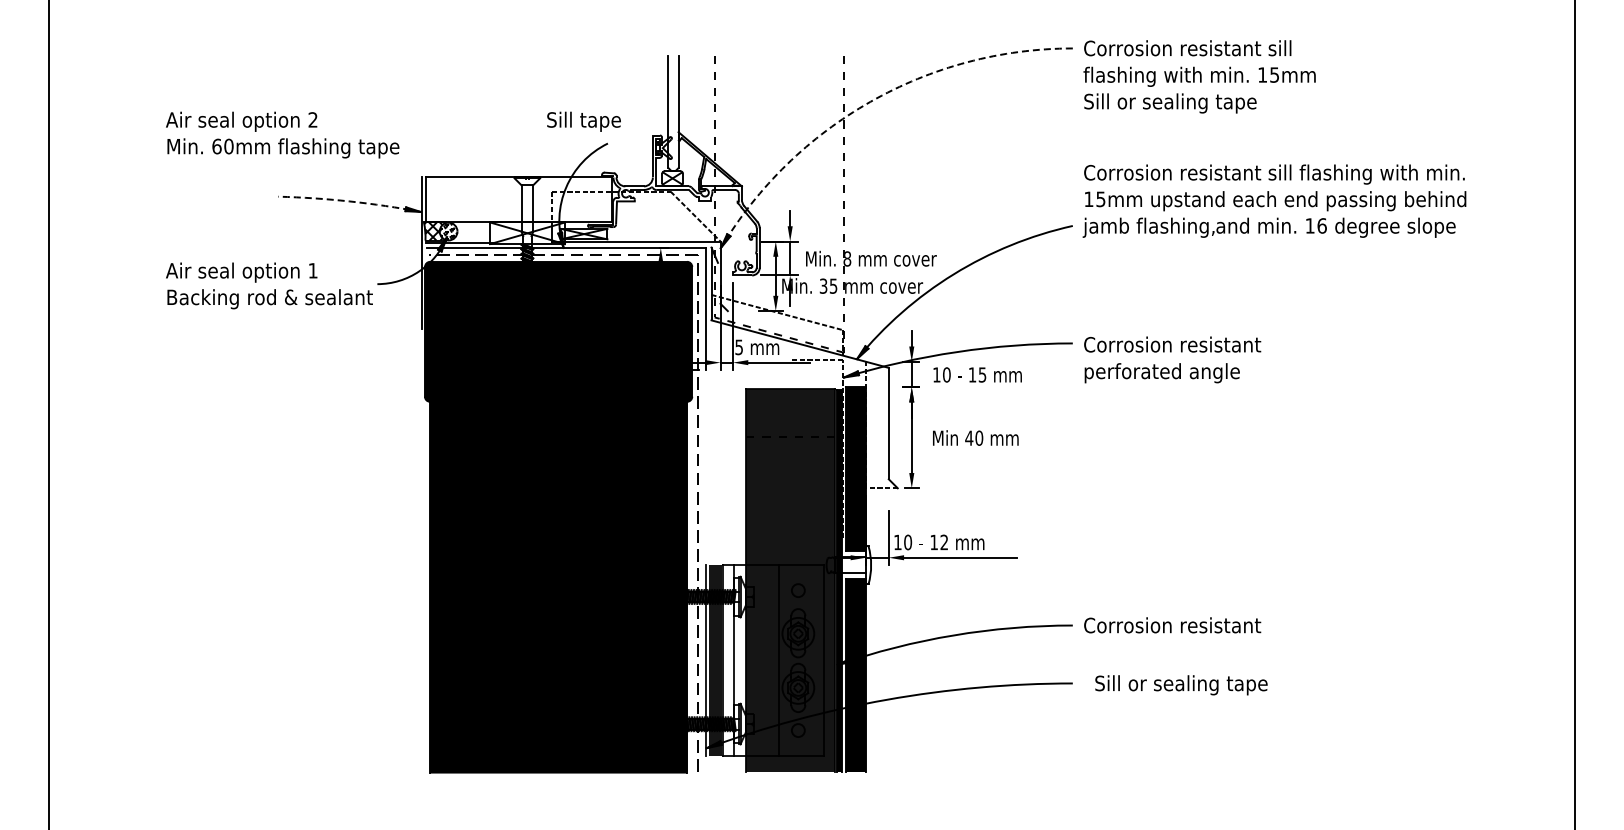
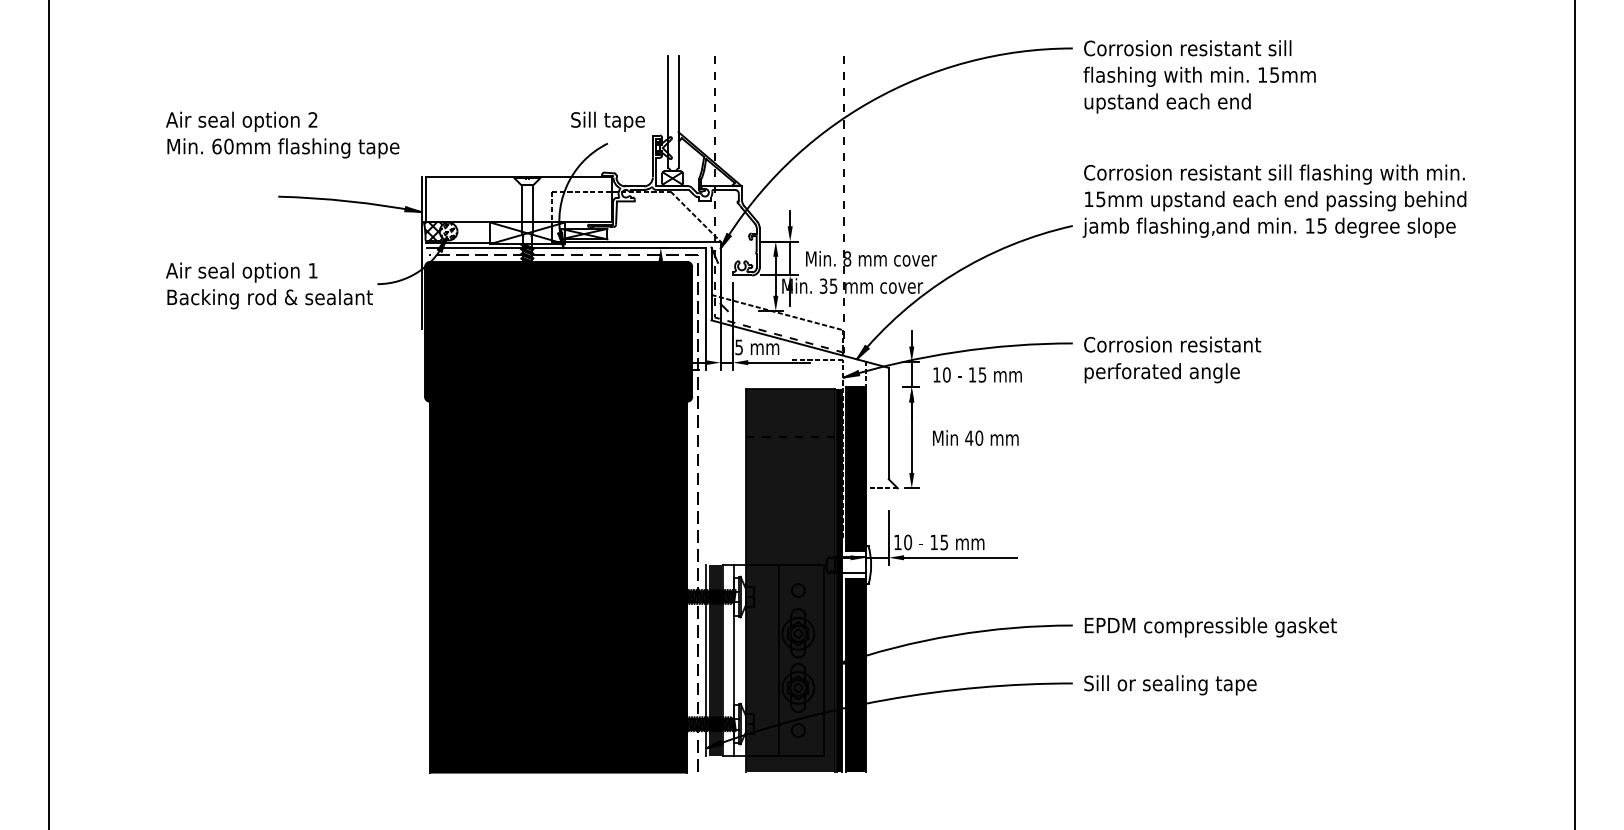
arc: dashed -> solid (870, 101)
text: Sill or sealing tape -> upstand each end (1170, 103)
text position: (583, 121) -> (607, 121) (607, 121)
arc: dashed -> solid (349, 201)
text: 16 -> 15 (1321, 225)
text: 12 -> 15 (944, 542)
text: Corrosion resistant -> EPDM compressible gasket (1210, 627)
text position: (1181, 685) -> (1170, 685) (1170, 685)
